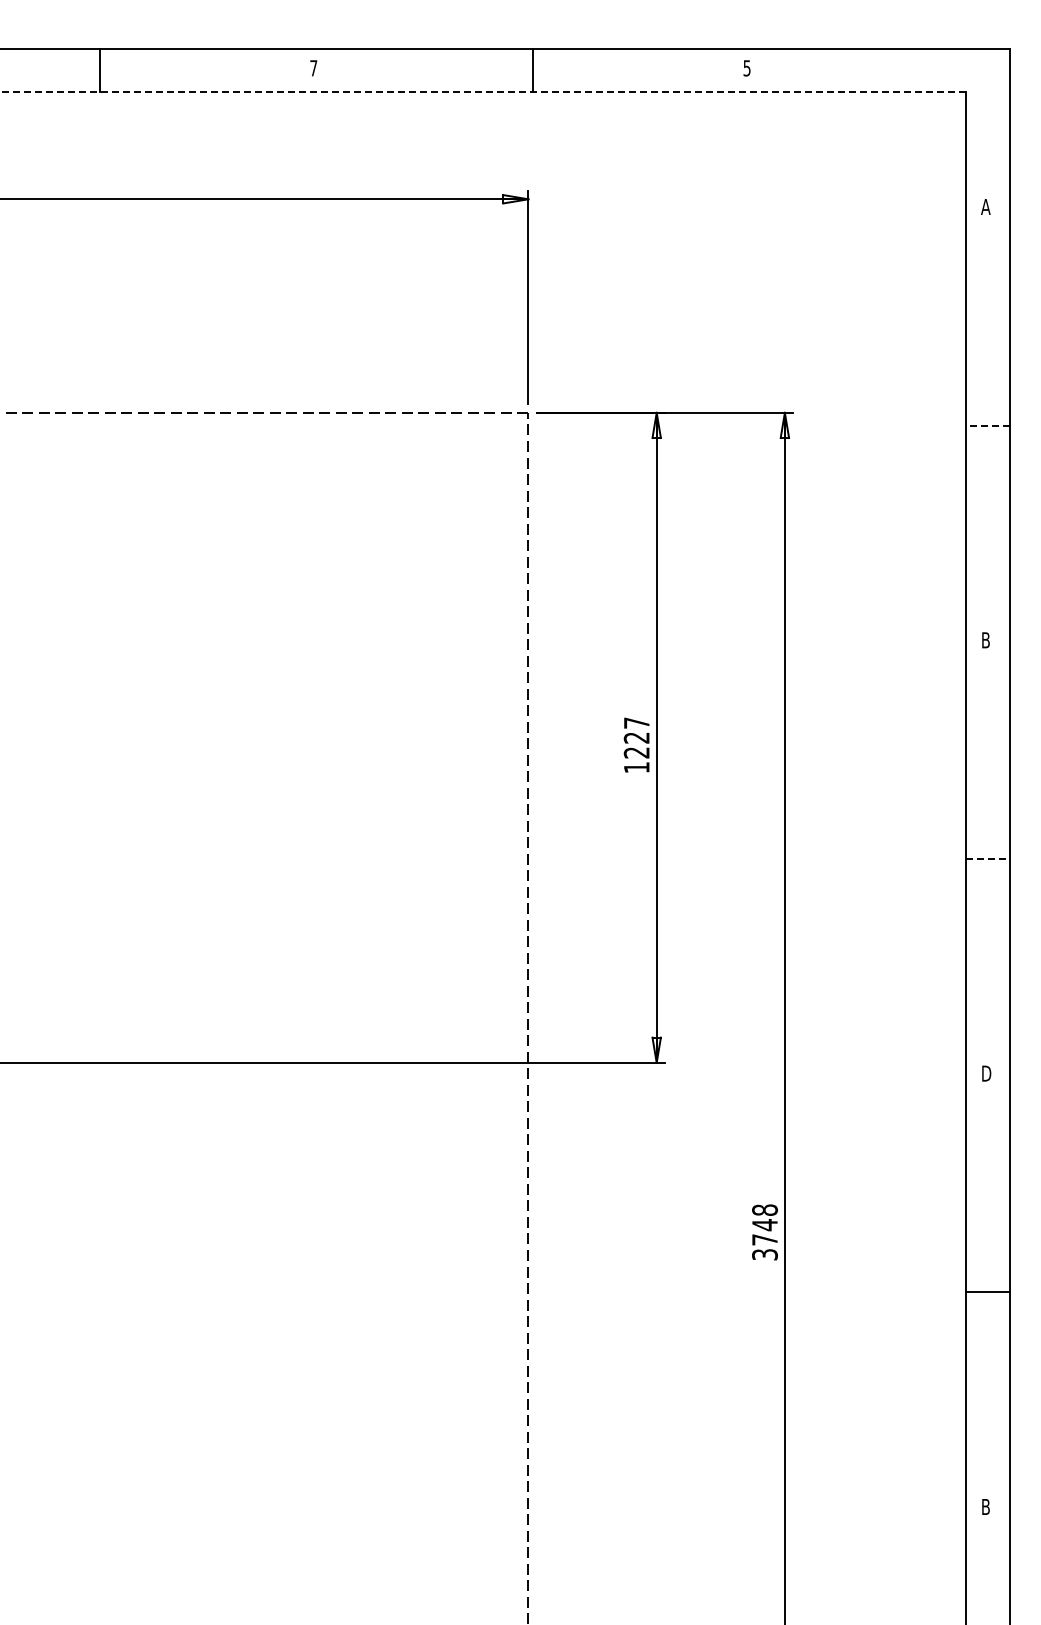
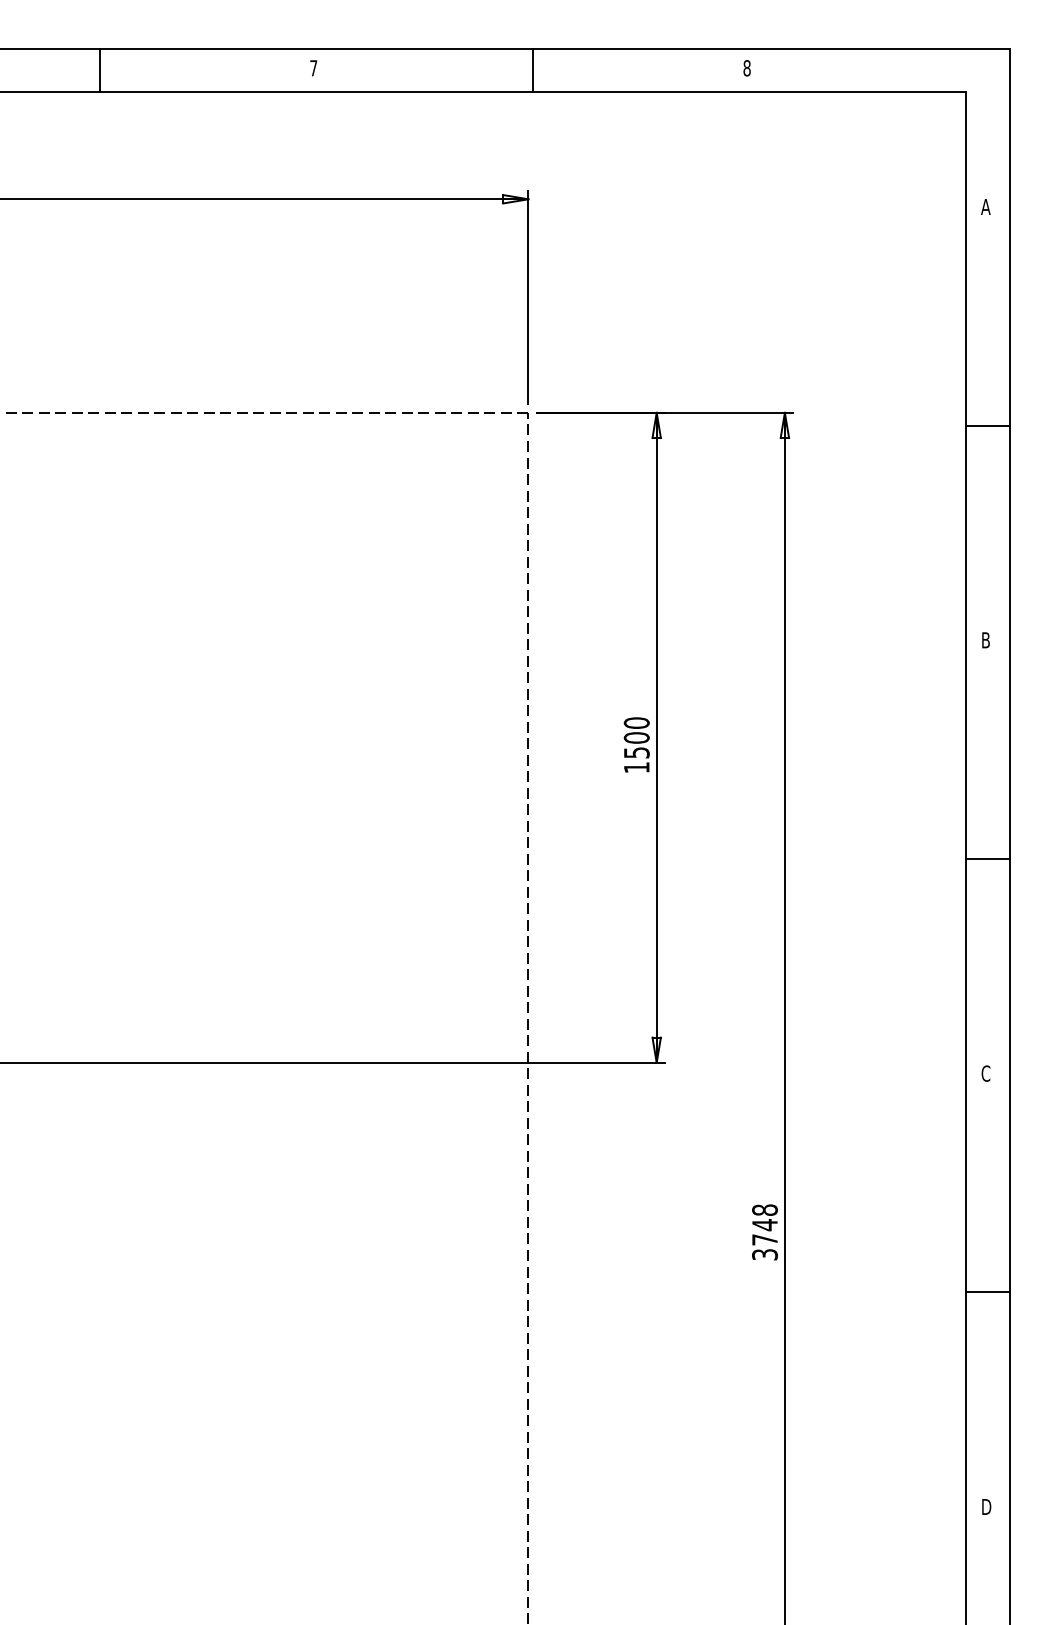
text: 5 -> 8 (746, 68)
line: dashed -> solid (483, 92)
line: dashed -> solid (987, 425)
text: 1227 -> 1500 (636, 737)
line: dashed -> solid (987, 859)
text: D -> C (986, 1073)
text: B -> D (987, 1506)
